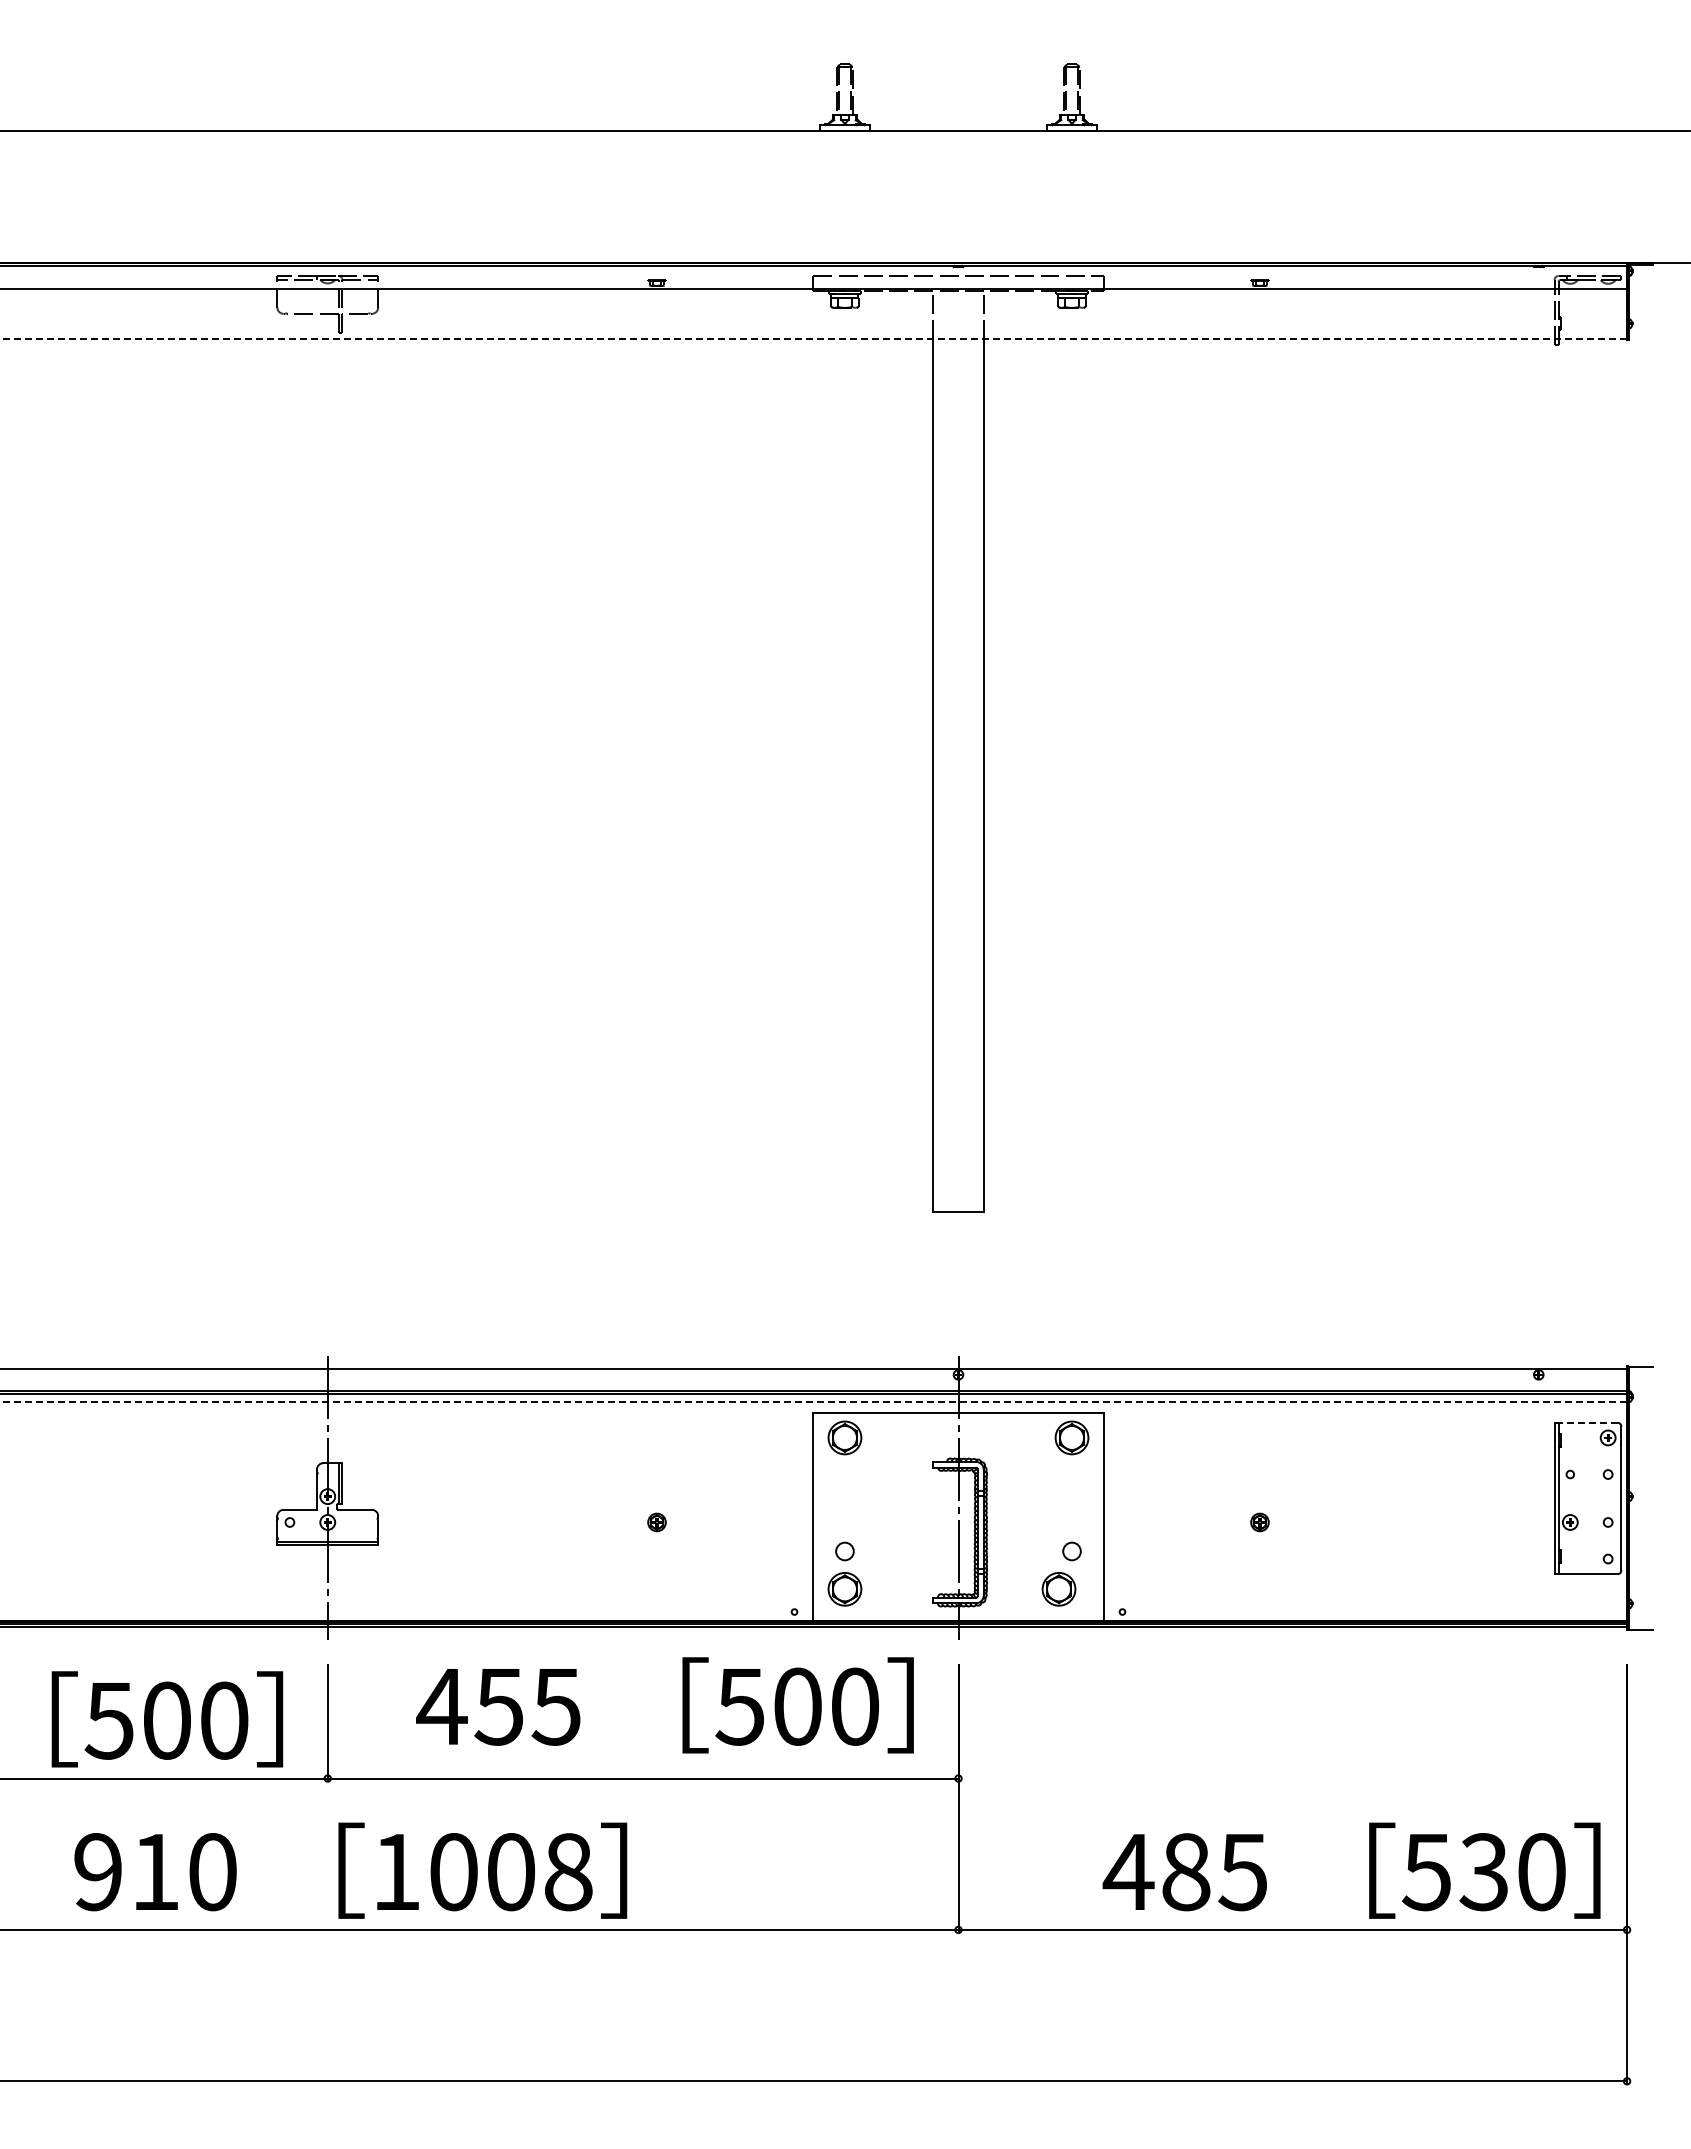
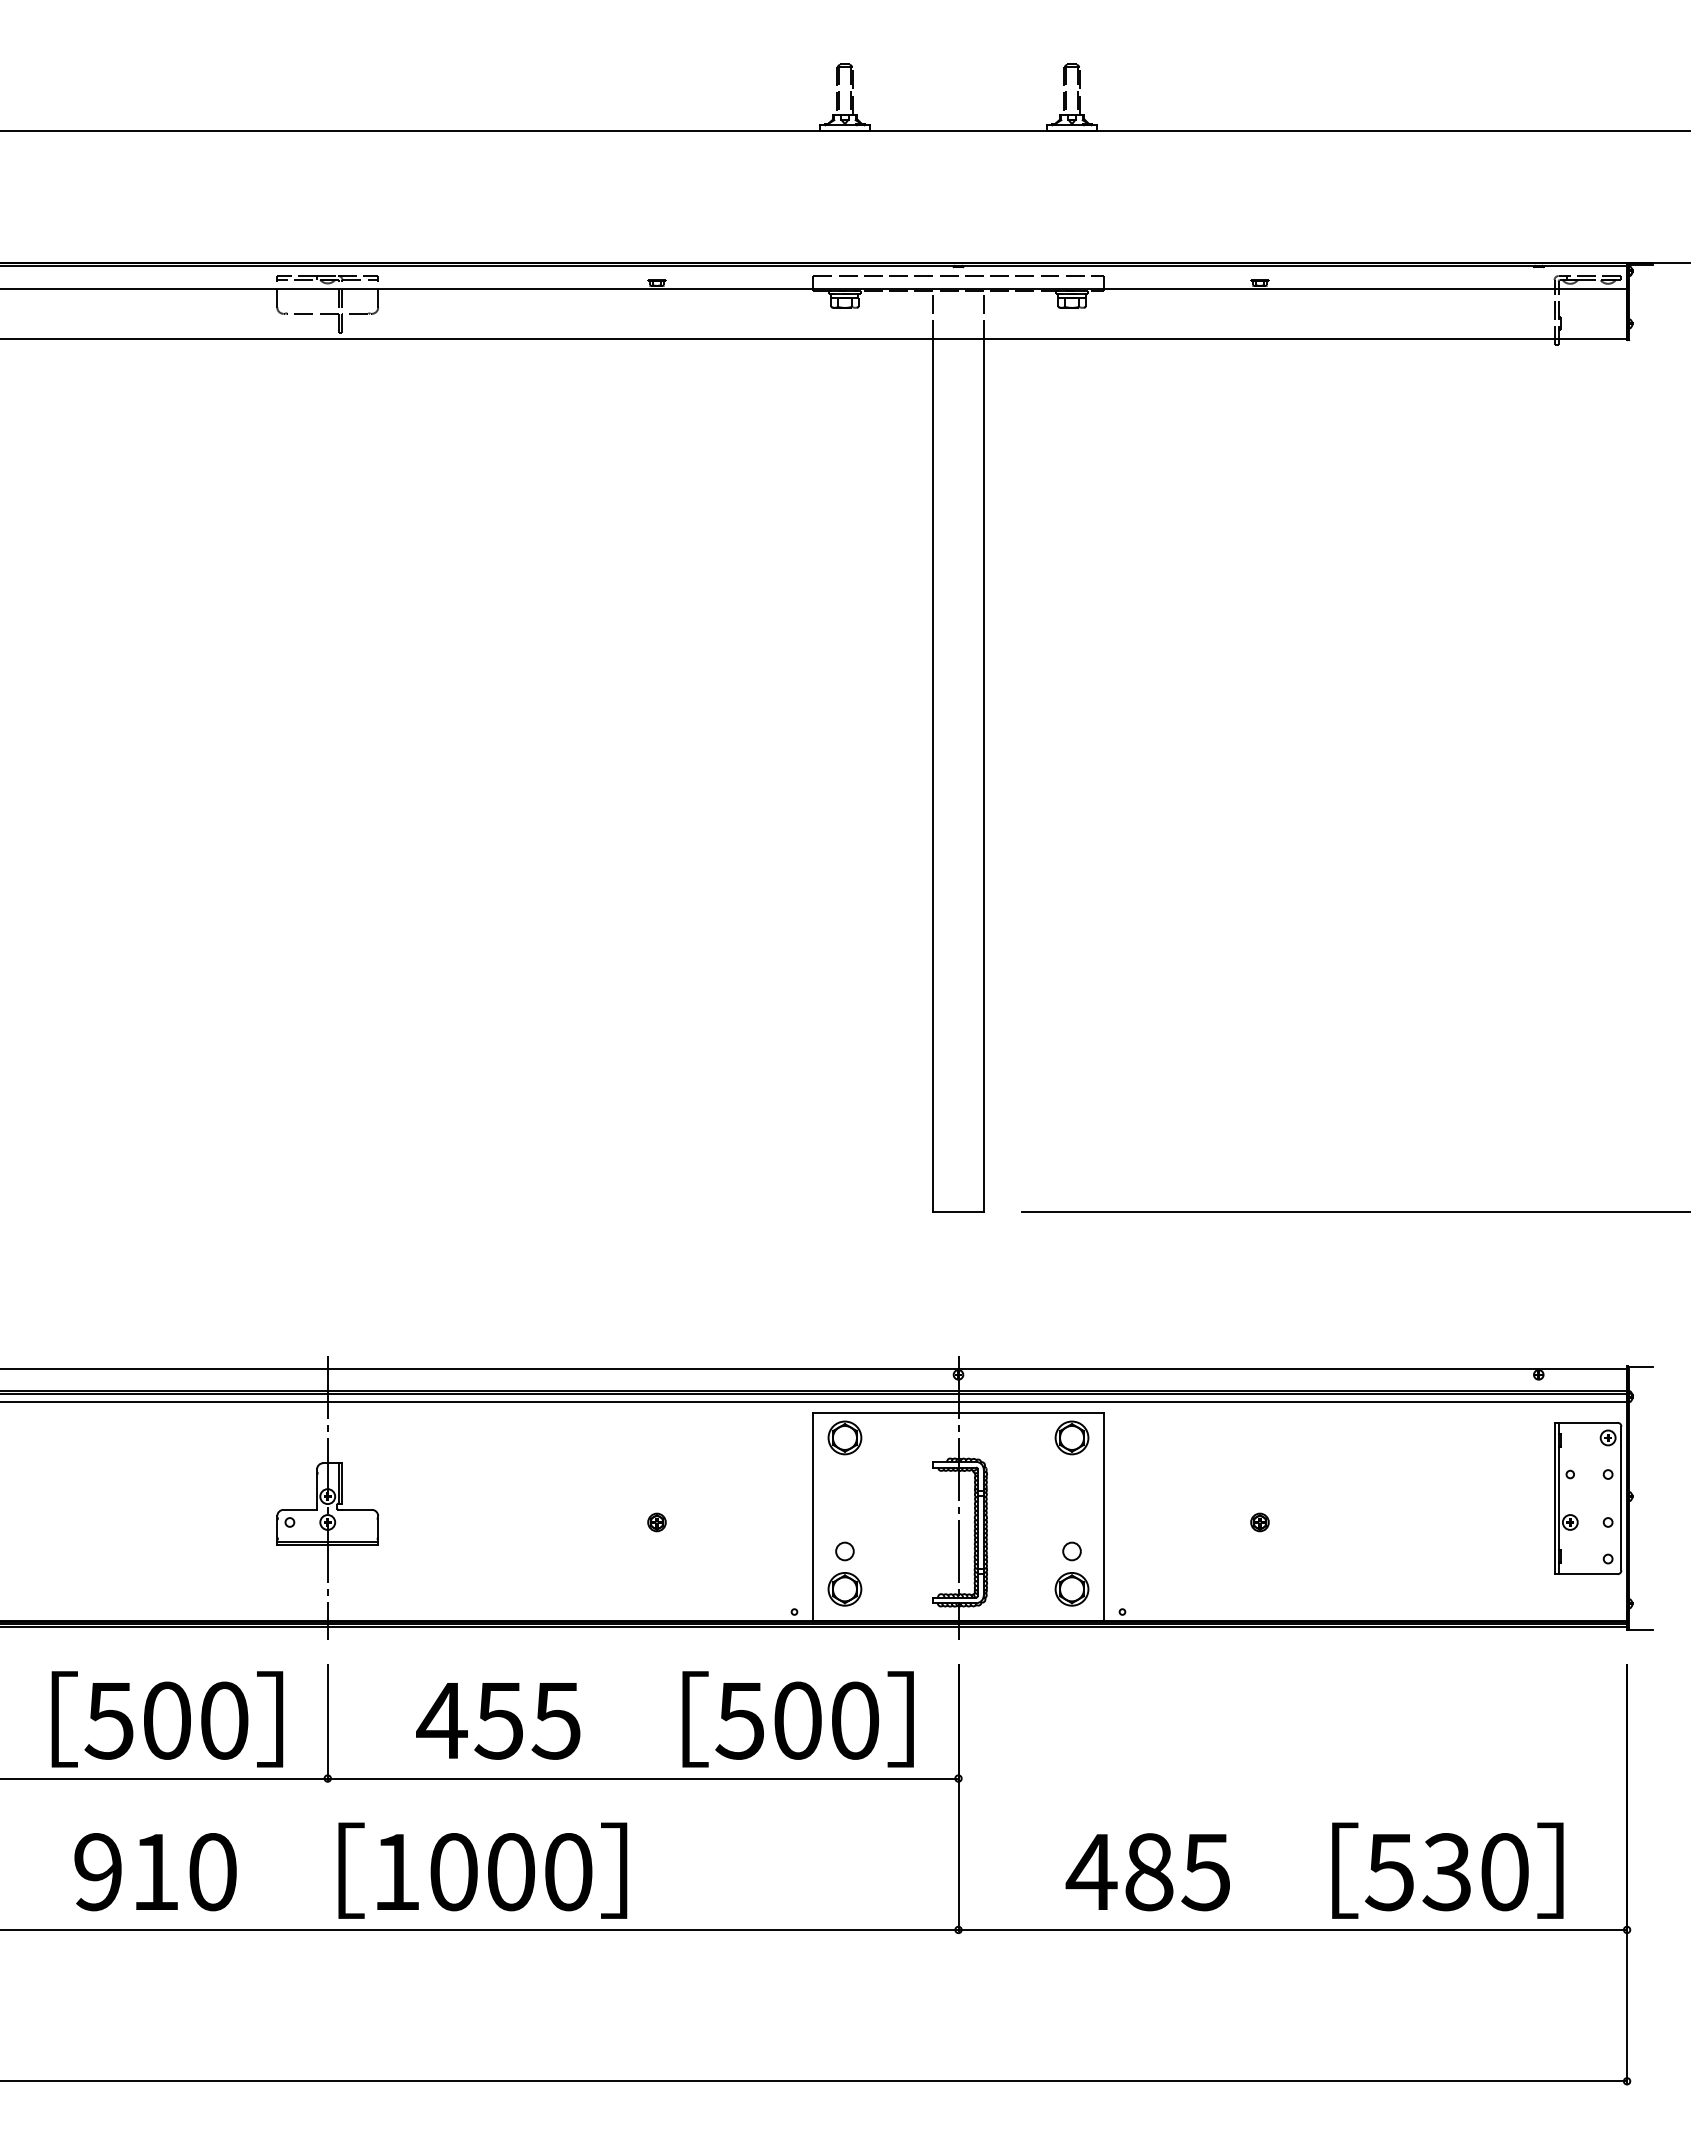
line: dashed -> solid (813, 339)
line: none -> present (1354, 1212)
line: dashed -> solid (813, 1402)
line: dashed -> solid (1586, 1422)
part position: (1058, 1589) -> (1071, 1589) (1071, 1589)
text position: (664, 1705) -> (664, 1719) (664, 1719)
text position: (1351, 1870) -> (1314, 1870) (1314, 1870)
text: 1008 -> 1000 (568, 1872)
